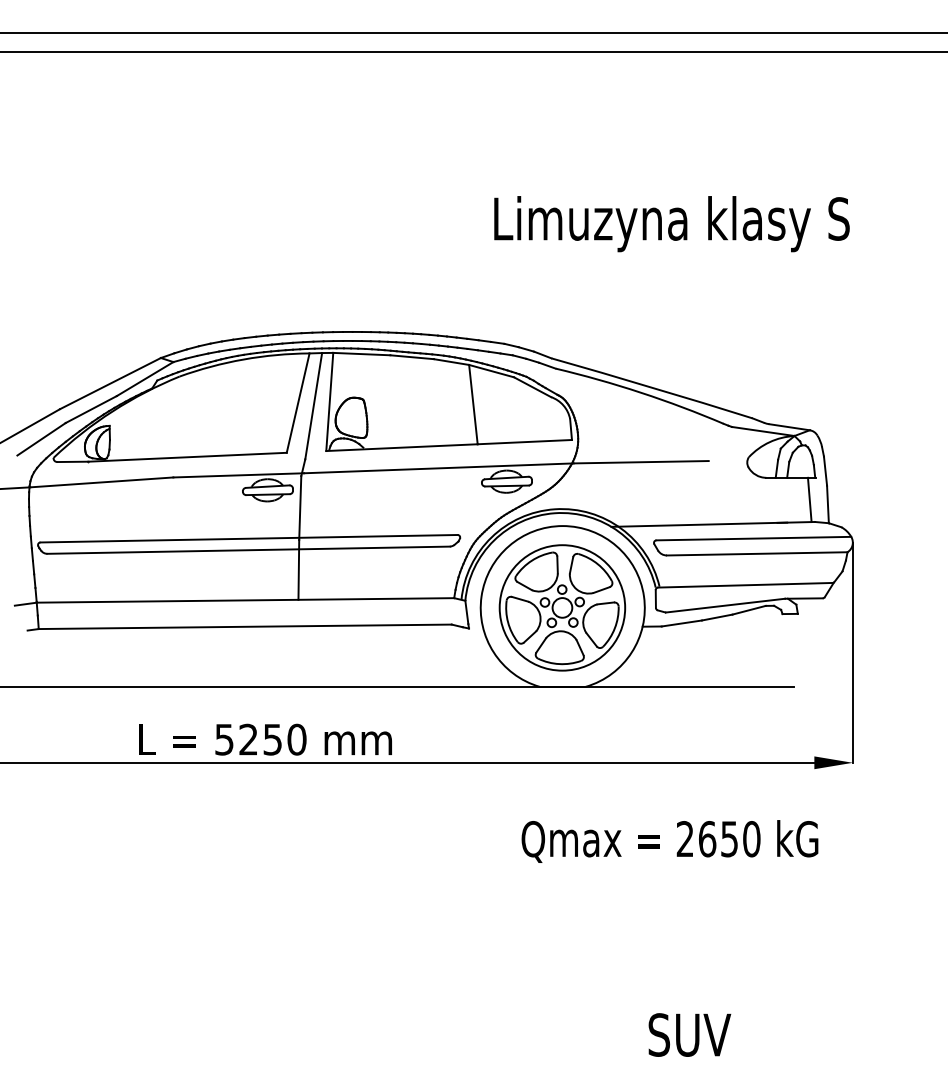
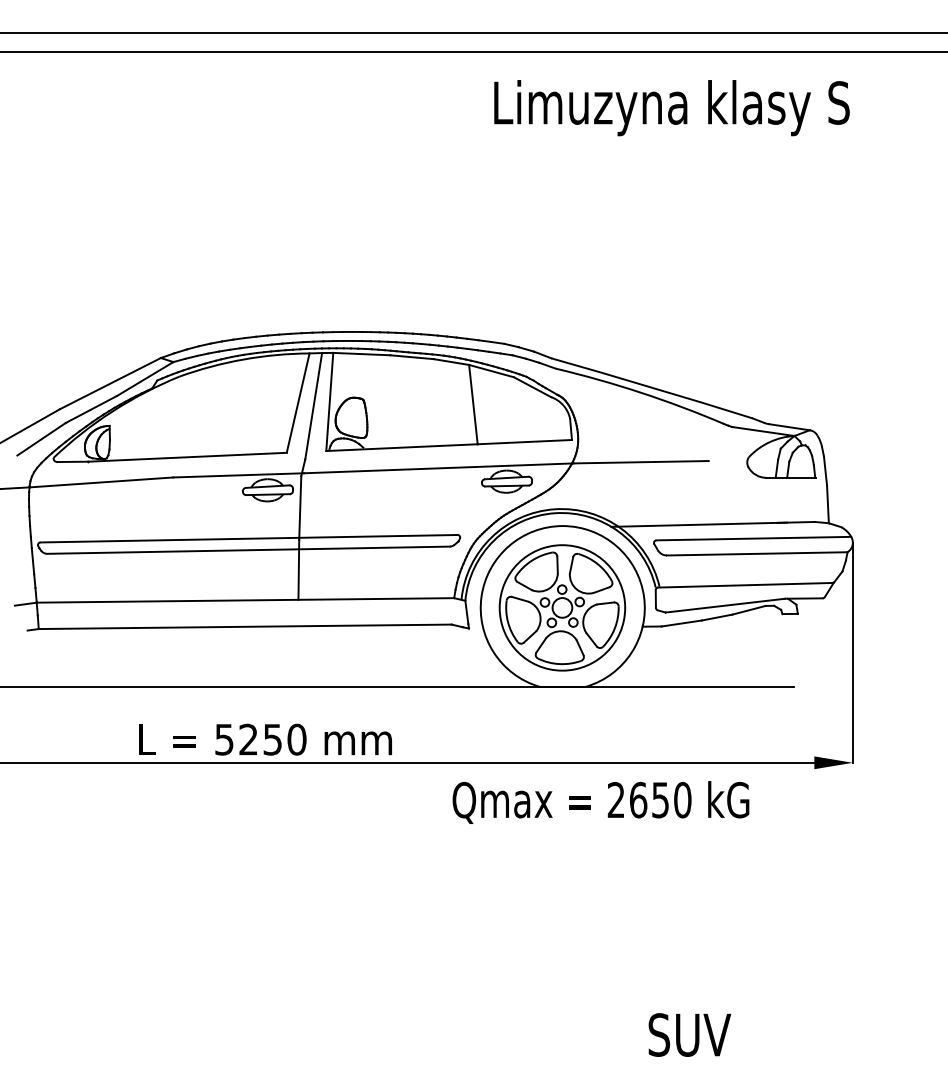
text position: (671, 224) -> (671, 108) (671, 108)
line: present -> none (809, 499)
text position: (669, 841) -> (600, 802) (600, 802)
